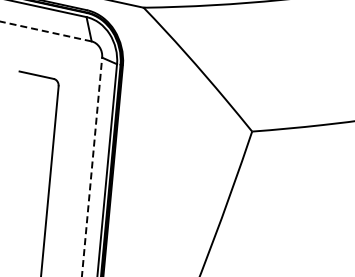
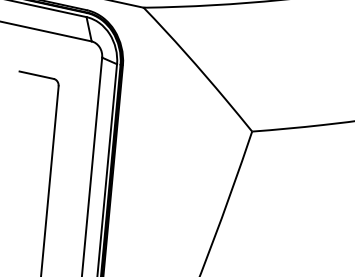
line: dashed -> solid (45, 31)
line: dashed -> solid (92, 167)
